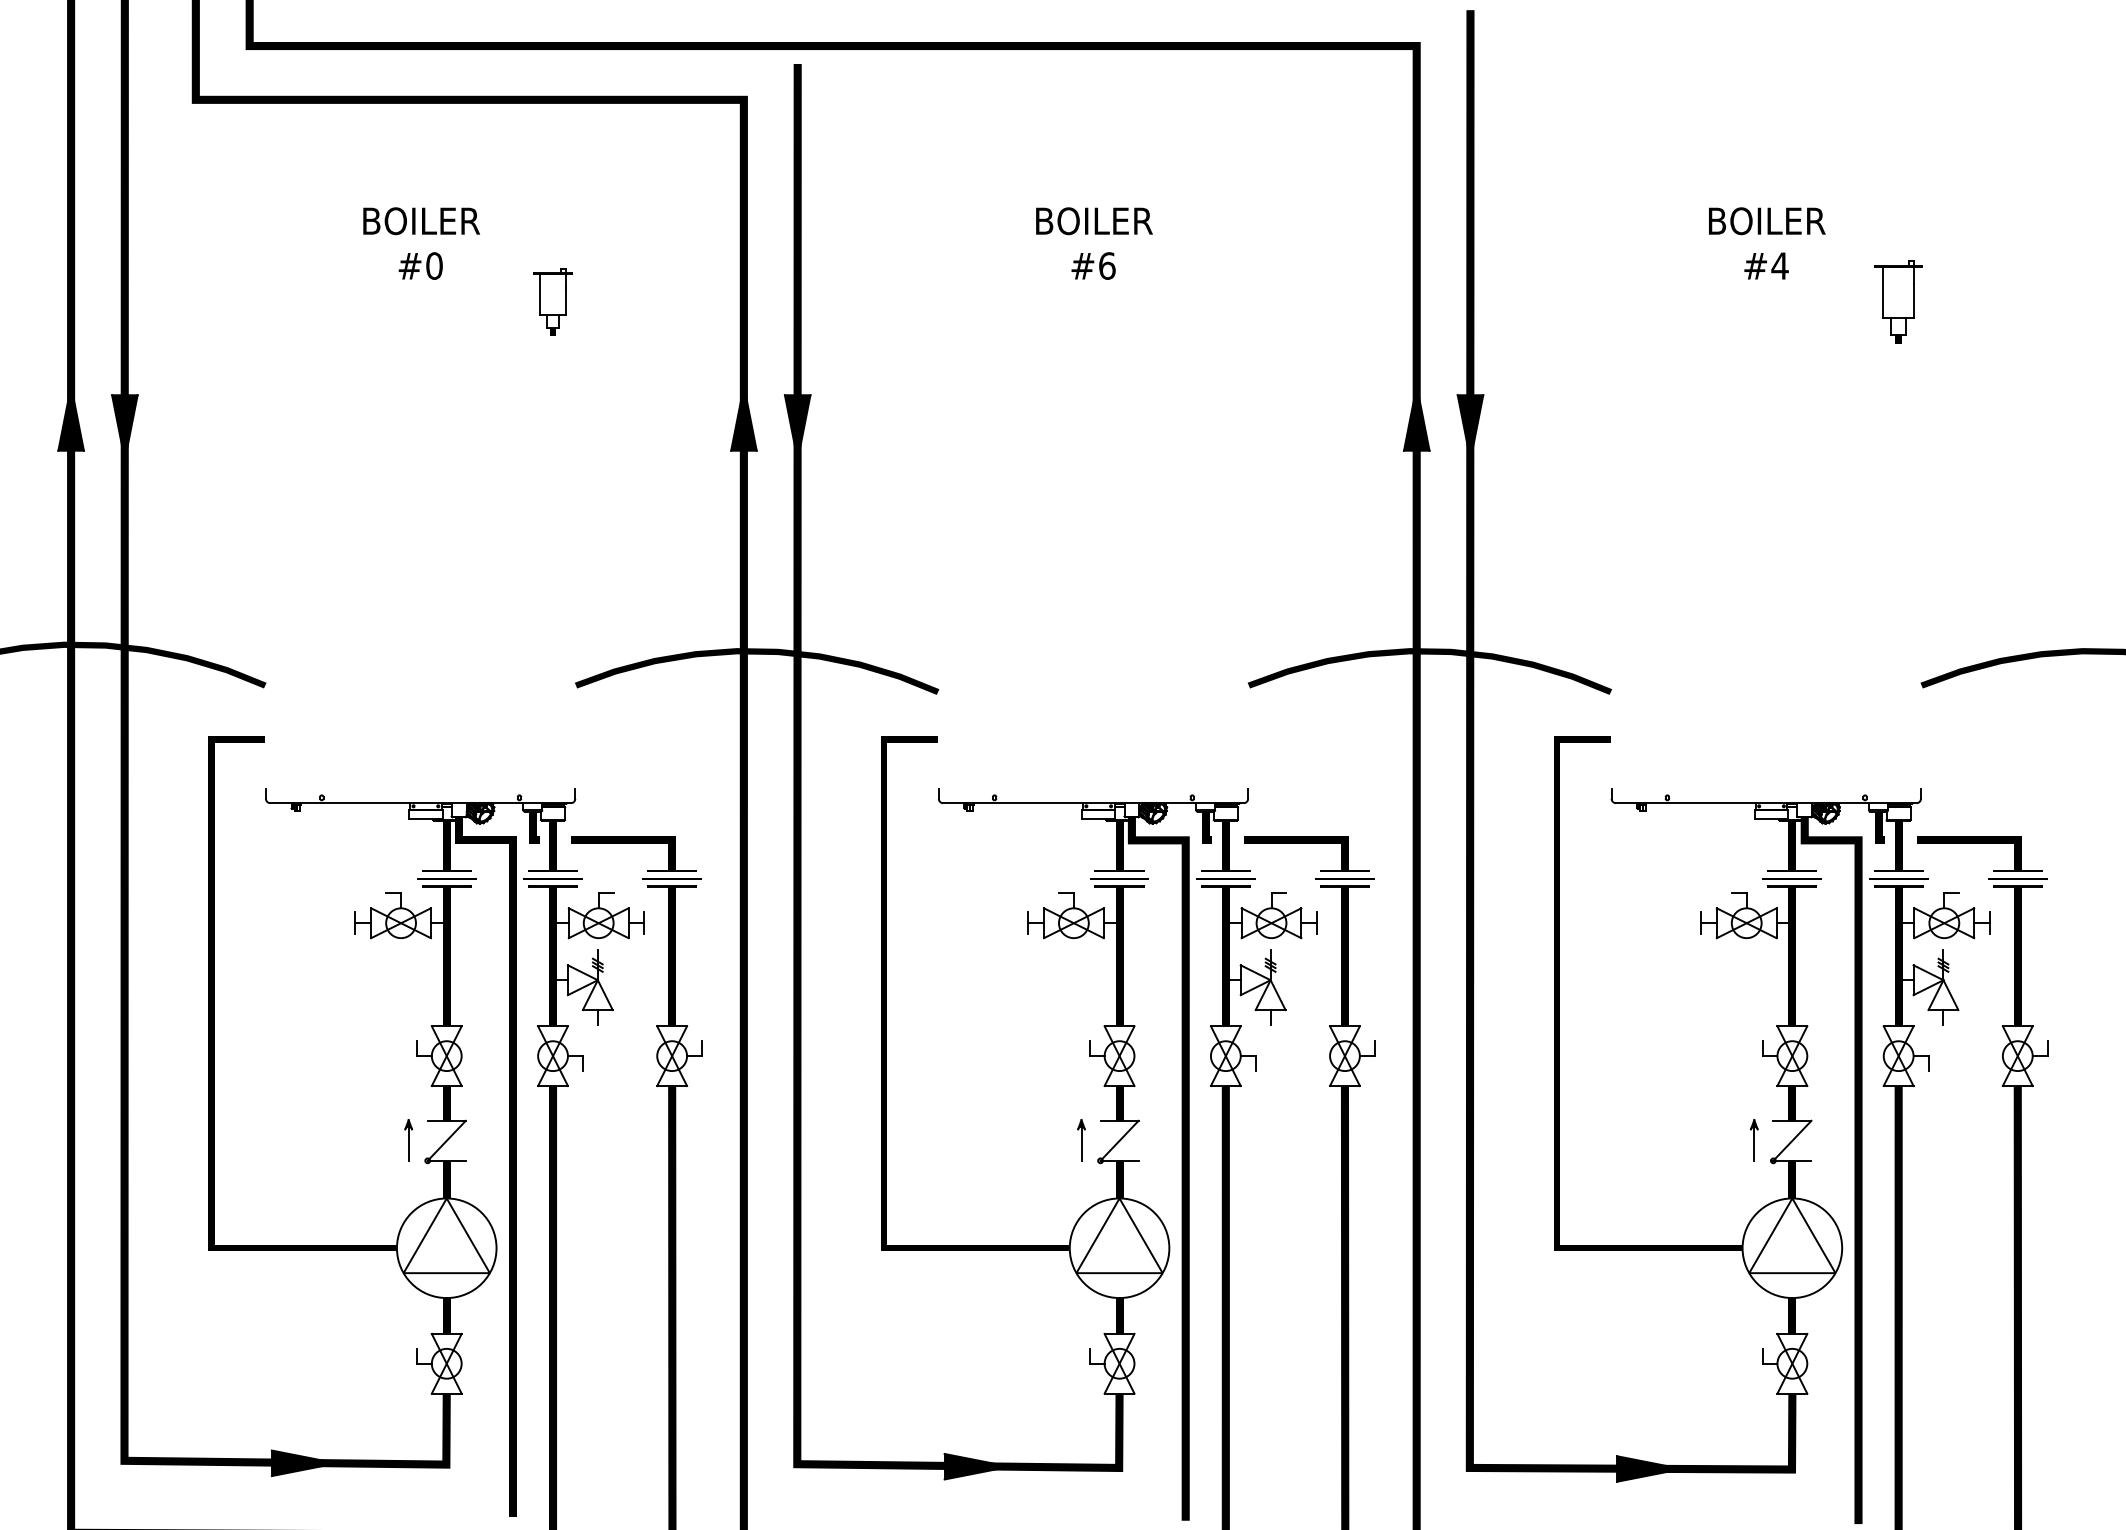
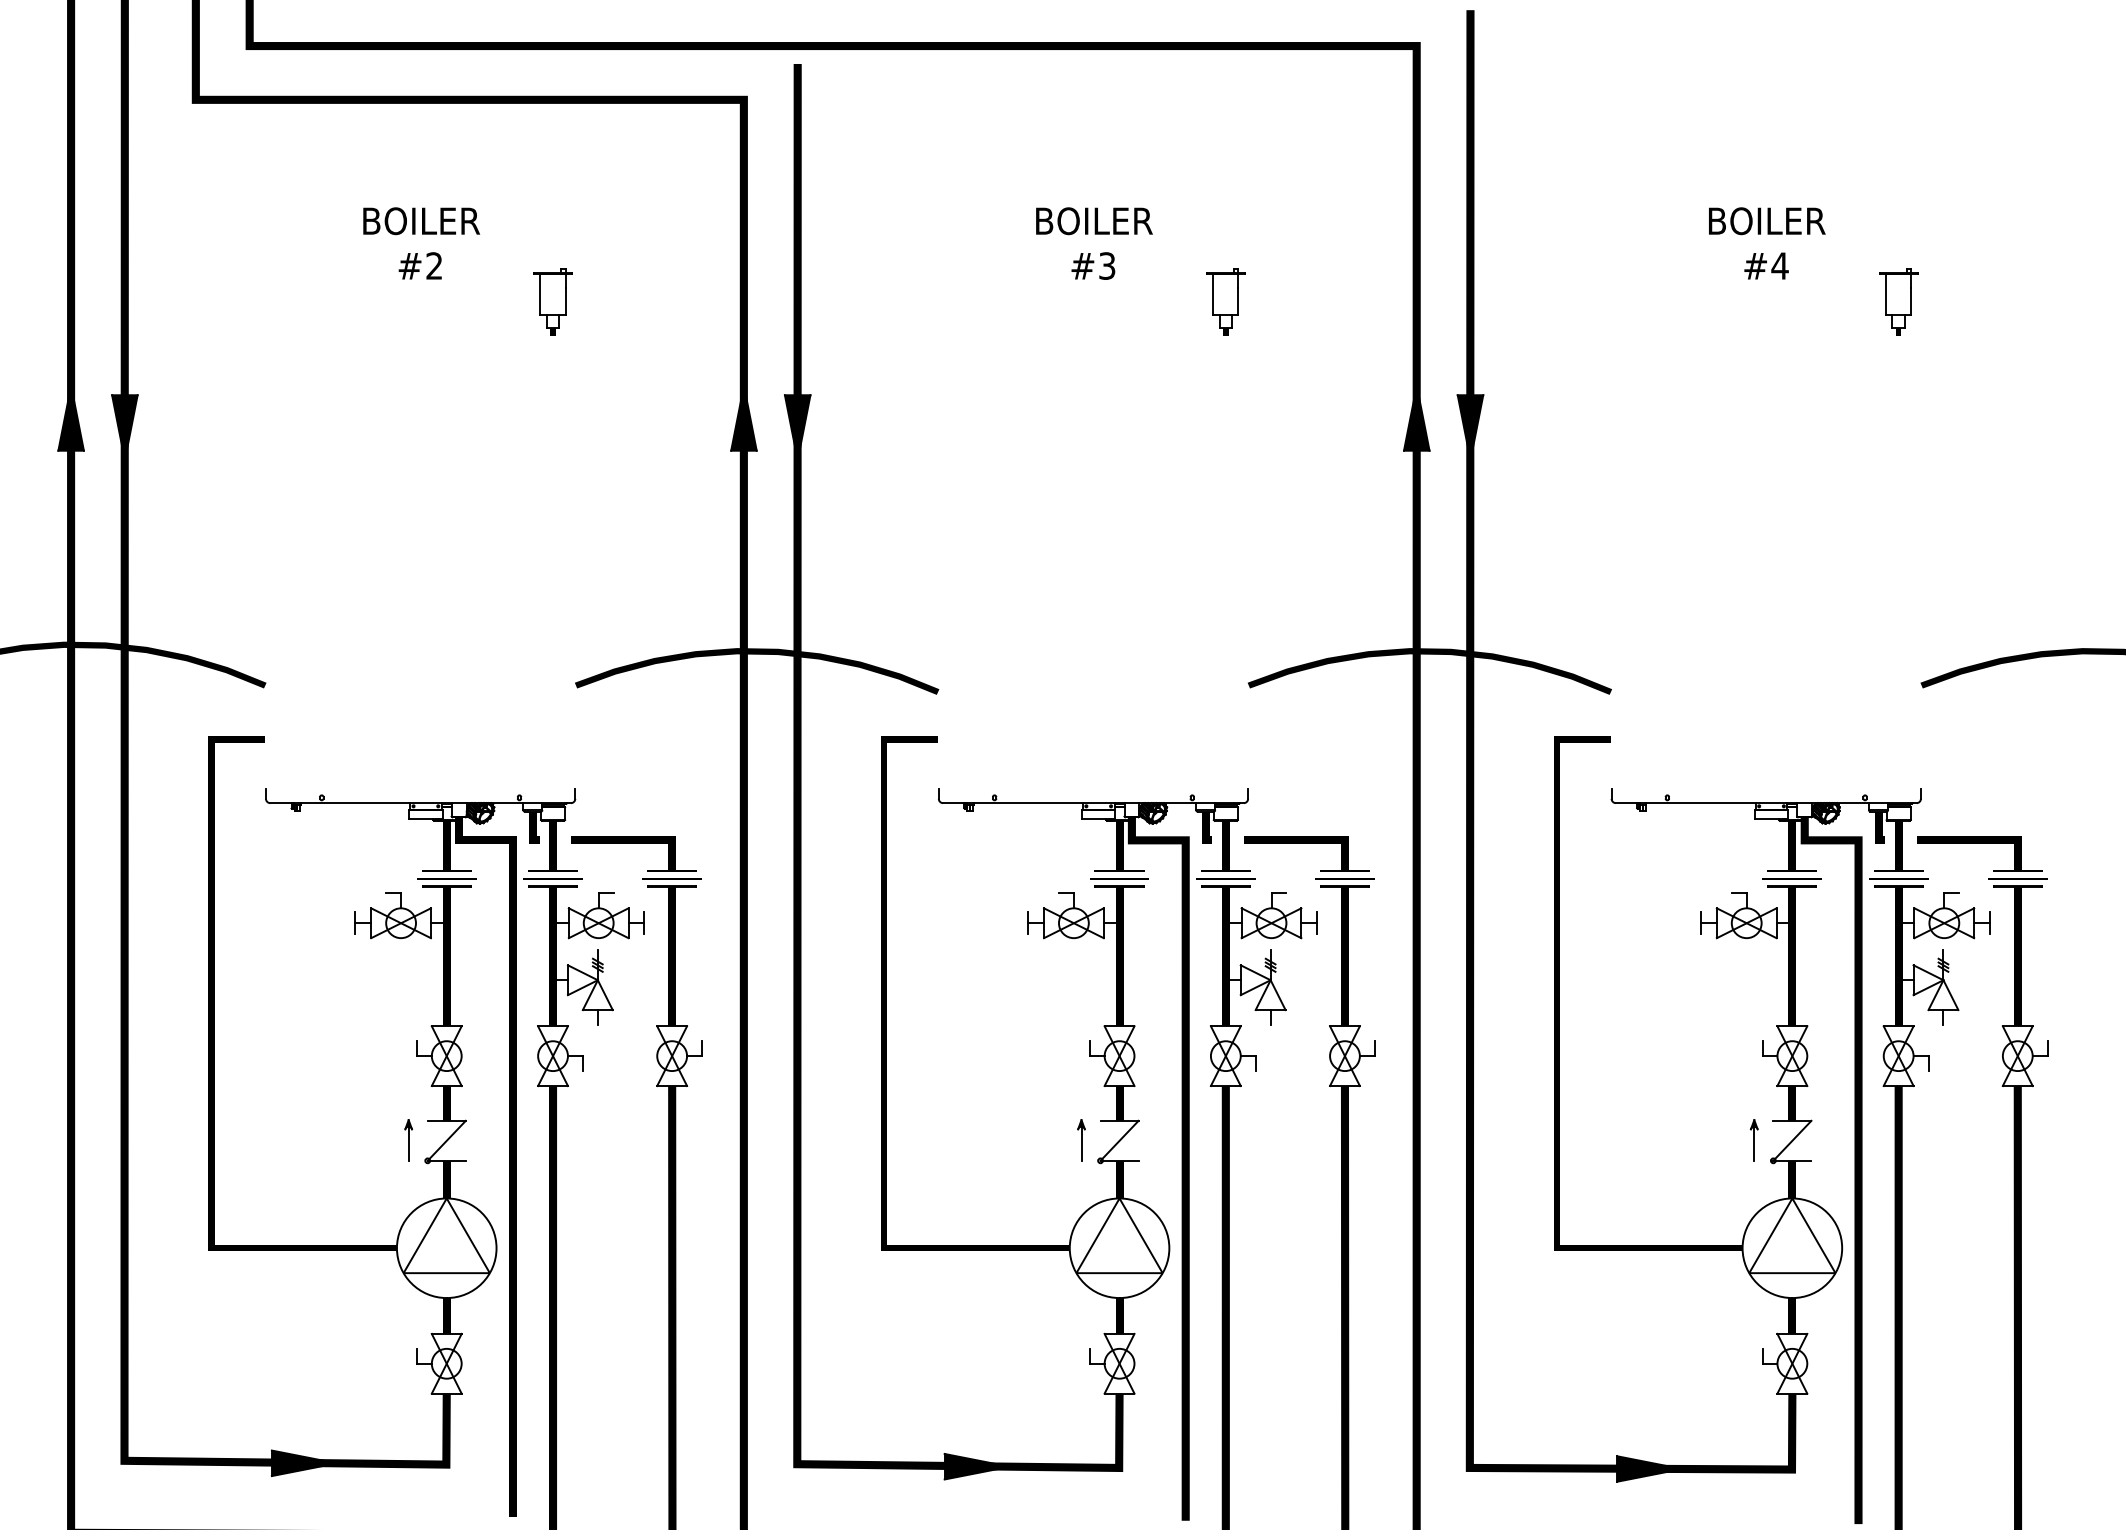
text: #0 -> #2 (434, 265)
text: #6 -> #3 (1107, 265)
part: none -> present (1225, 301)
part size: 49x84 px -> 40x68 px (1898, 301)
